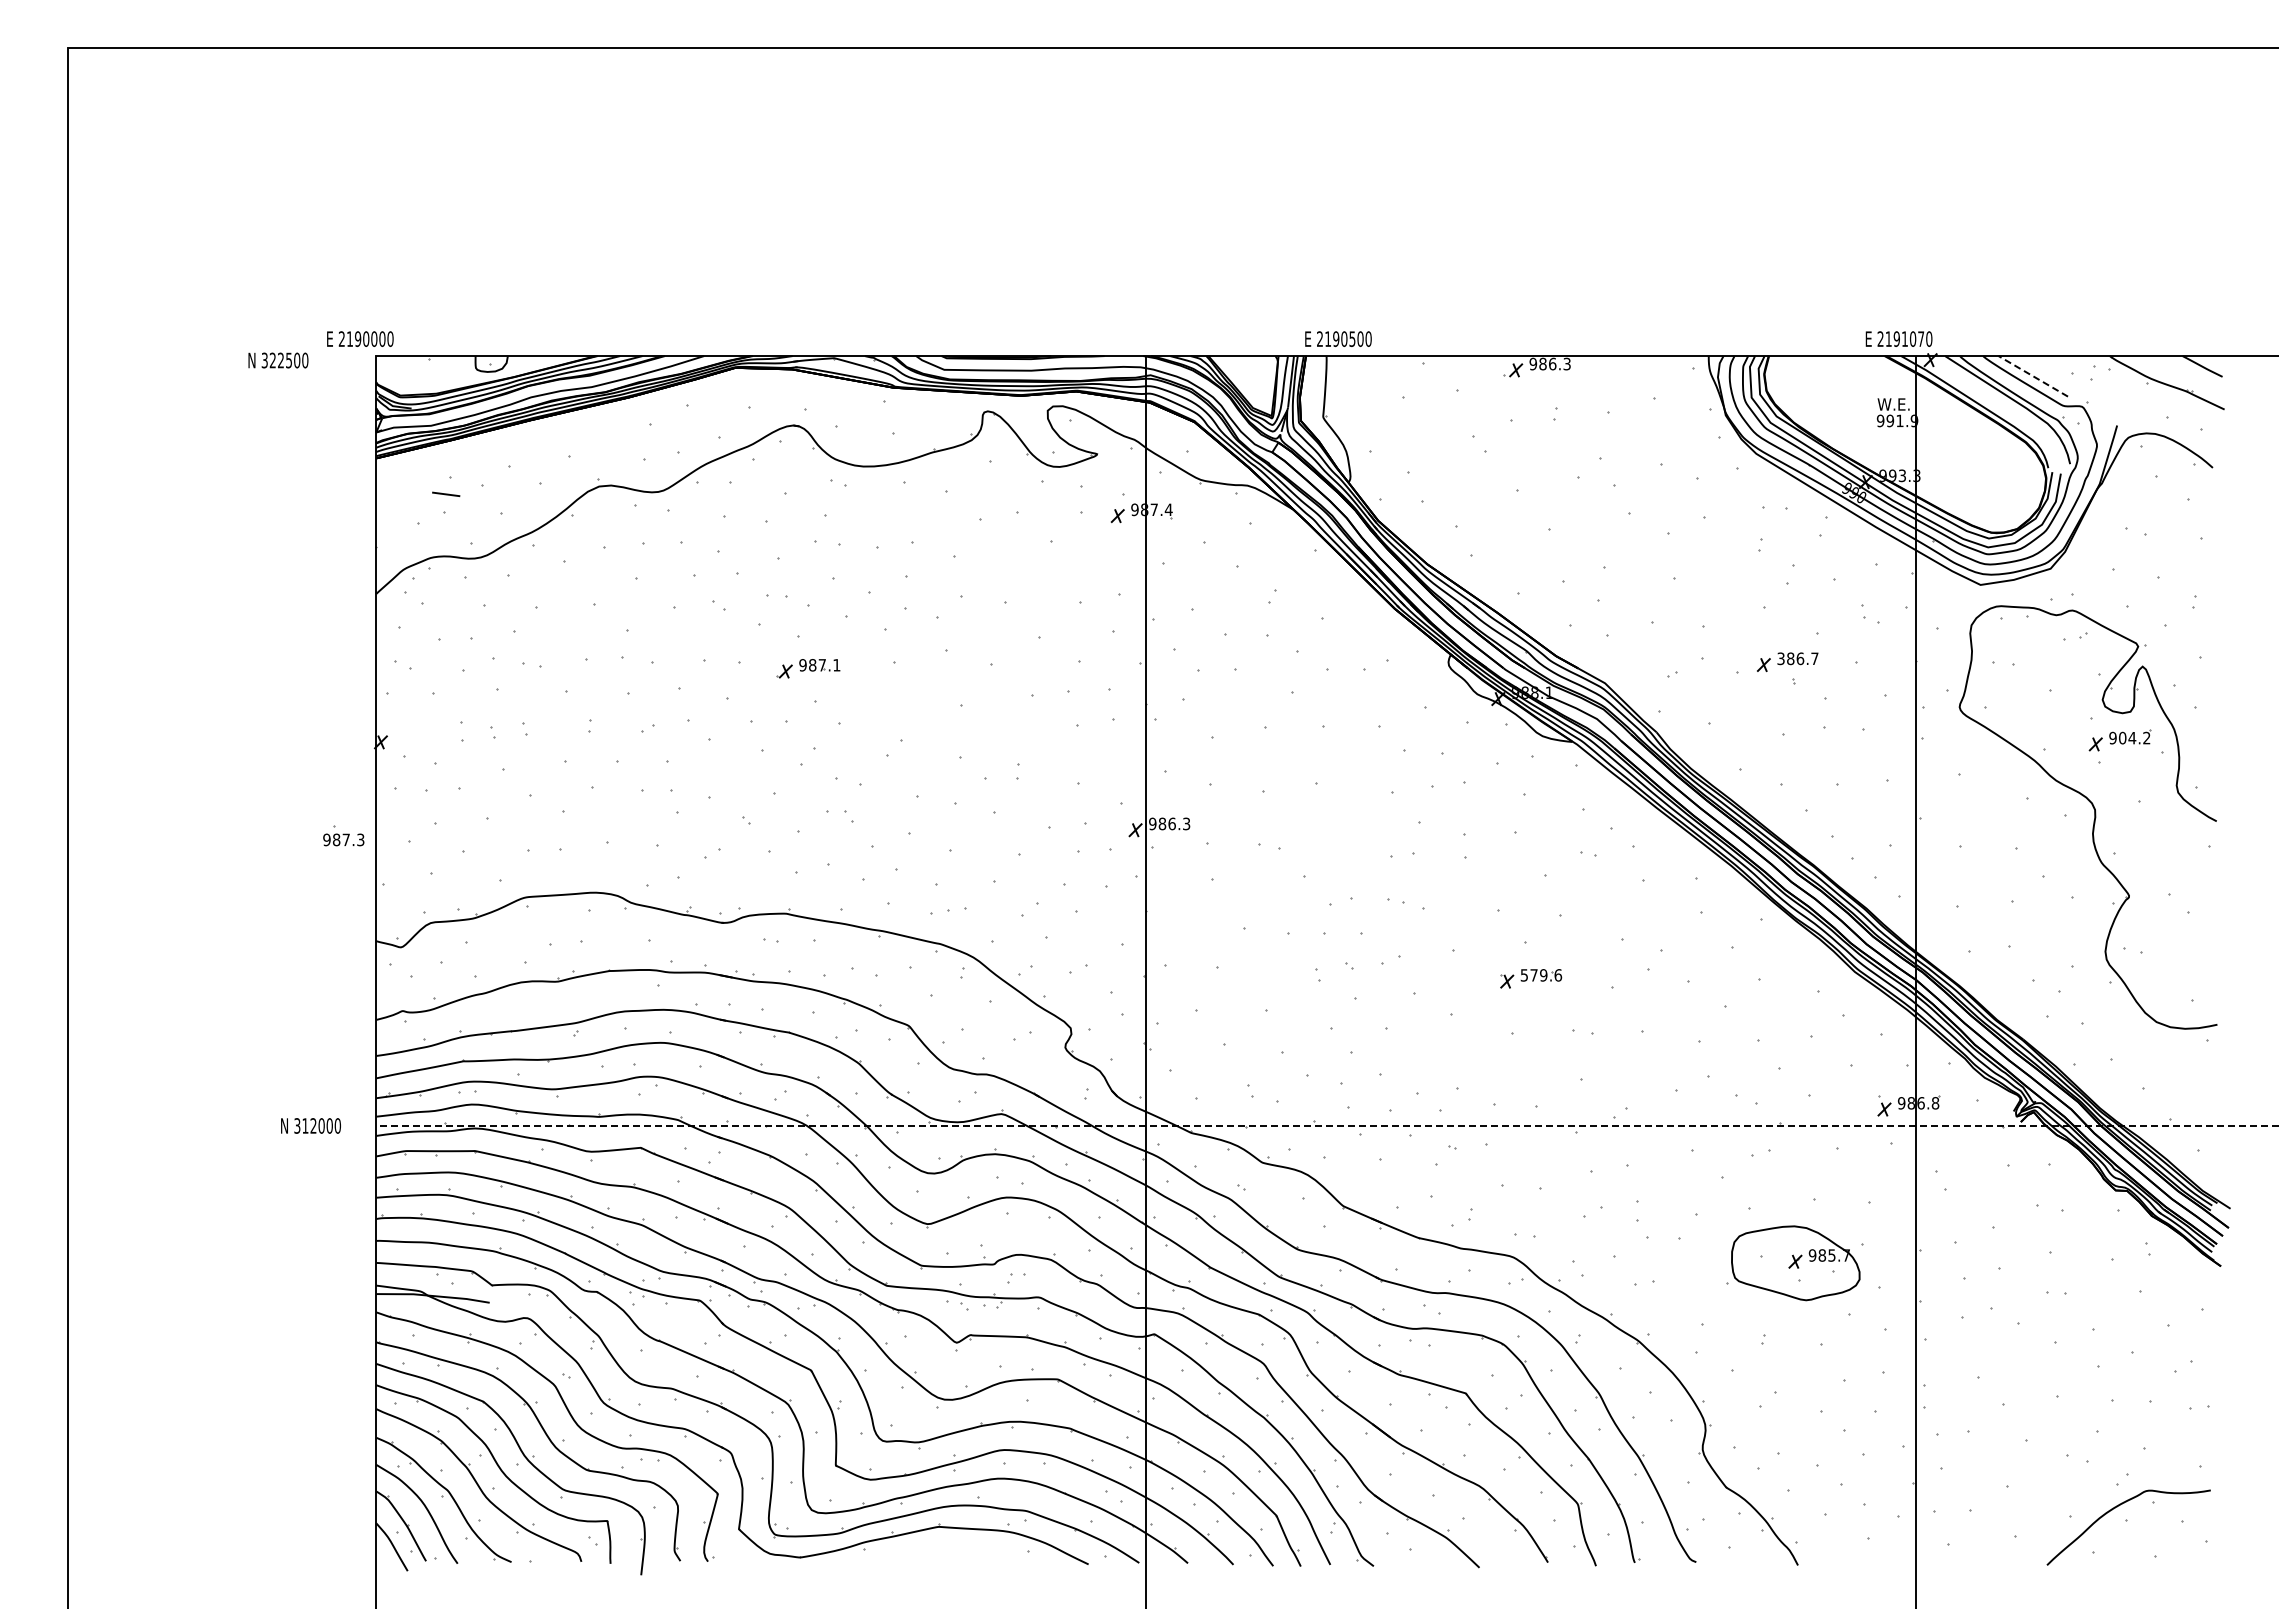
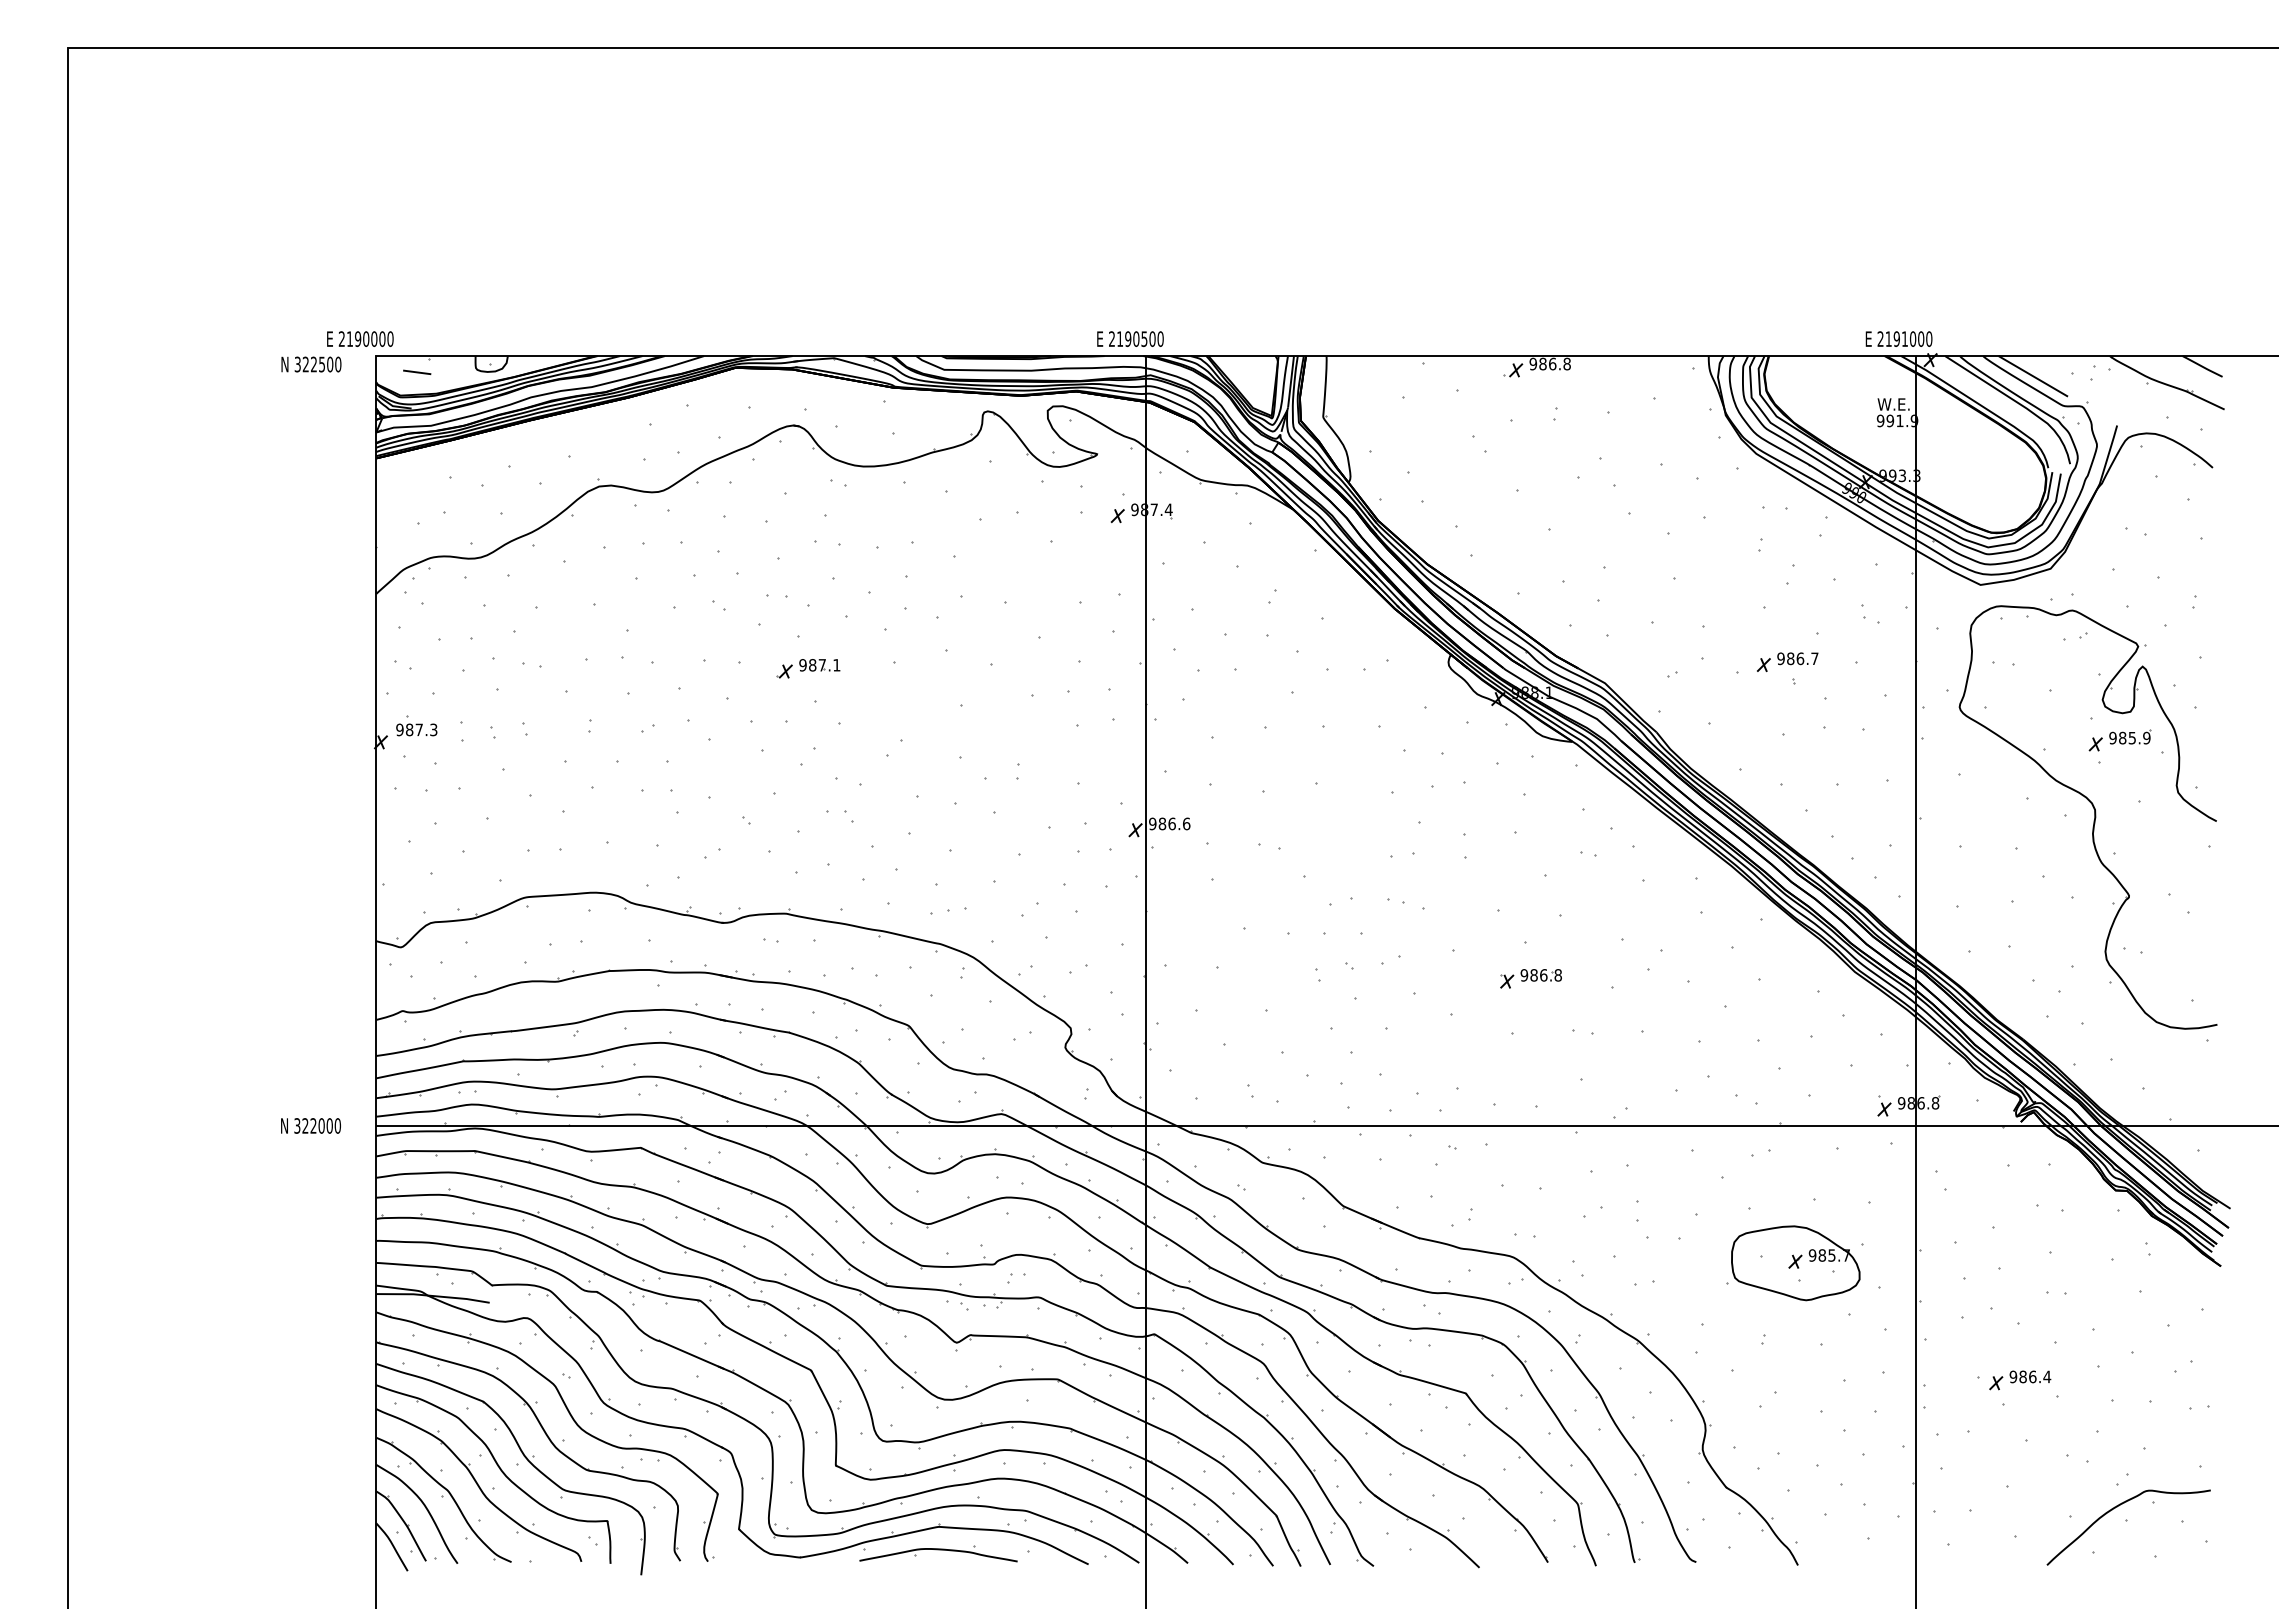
text position: (1338, 338) -> (1130, 338) (1130, 338)
text: 2191070 -> 2191000 (1921, 338)
text position: (278, 360) -> (311, 364) (311, 364)
text: 986.3 -> 986.8 (1566, 363)
line: dashed -> solid (2032, 376)
line position: (446, 493) -> (417, 371) (417, 371)
text: 386.7 -> 986.7 (1780, 658)
text: 904.2 -> 985.9 (2134, 738)
text: 986.3 -> 986.6 (1186, 823)
part position: (343, 835) -> (416, 725) (416, 725)
text: 579.6 -> 986.8 (1541, 975)
text: 312000 -> 322000 (305, 1125)
line: dashed -> solid (1327, 1125)
part: none -> present (2020, 1380)
part: none -> present (938, 1553)
